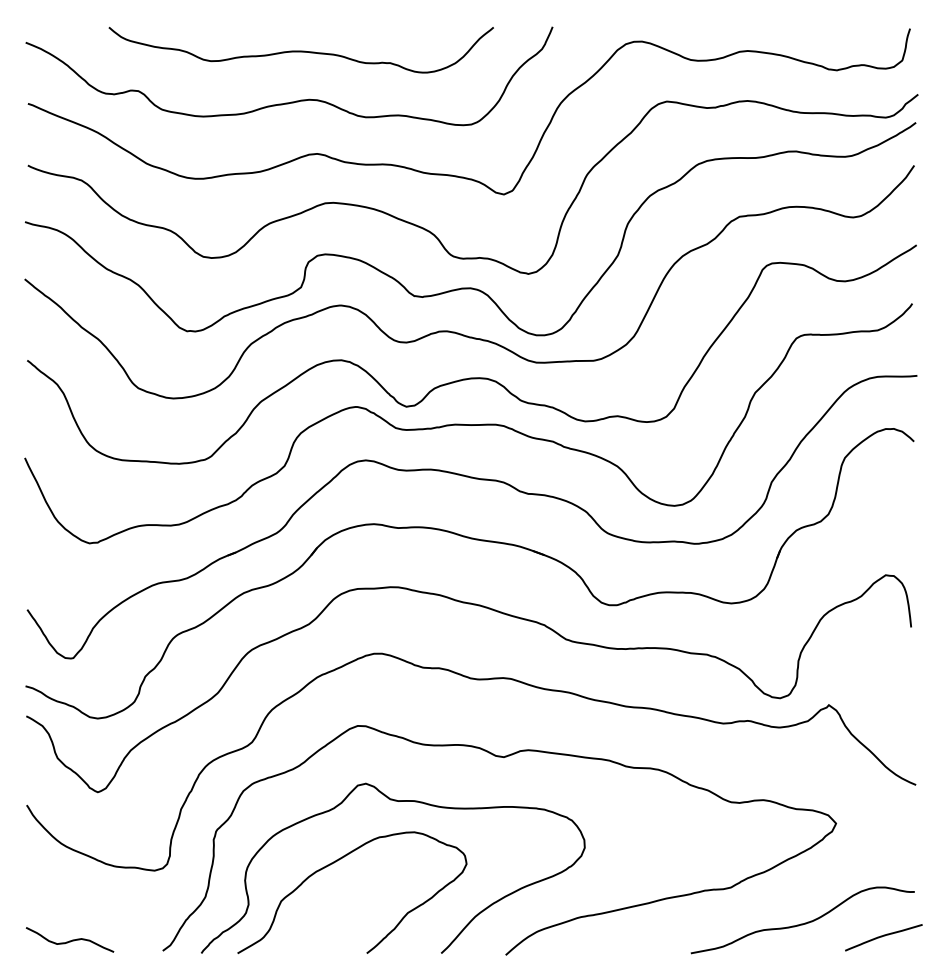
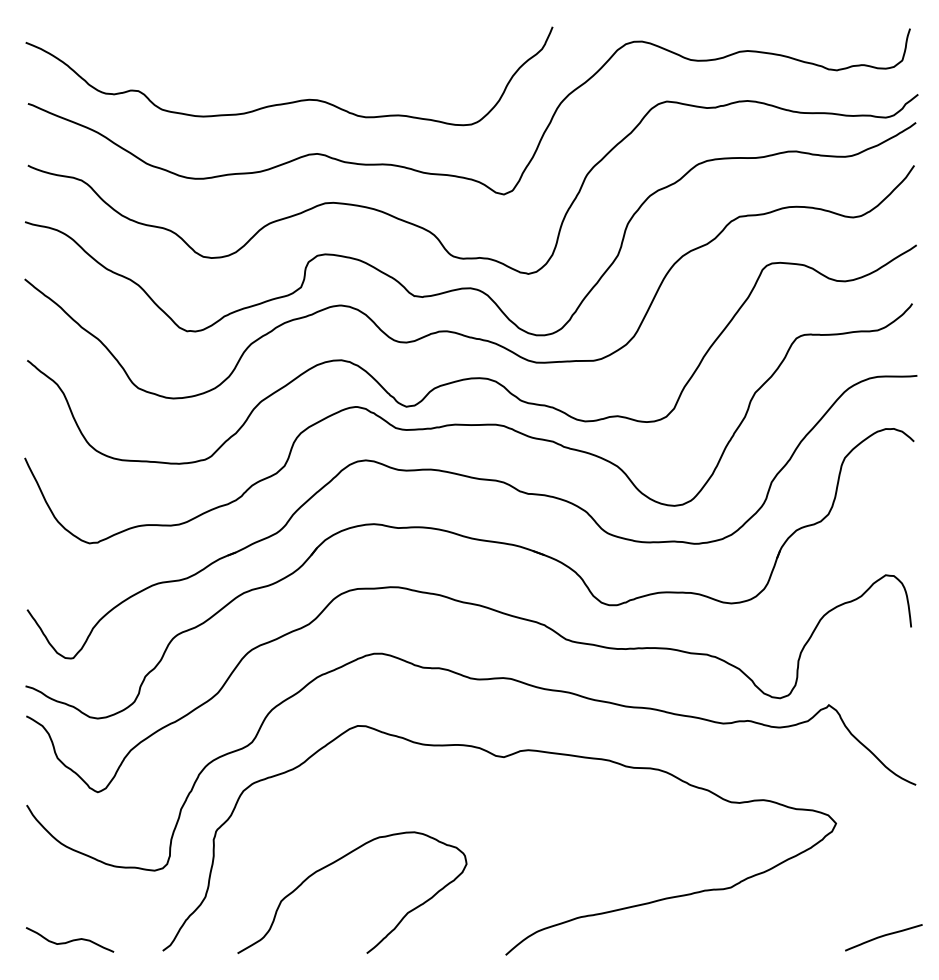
curve: present -> none (300, 50)
curve: present -> none (394, 801)
curve: present -> none (804, 922)
